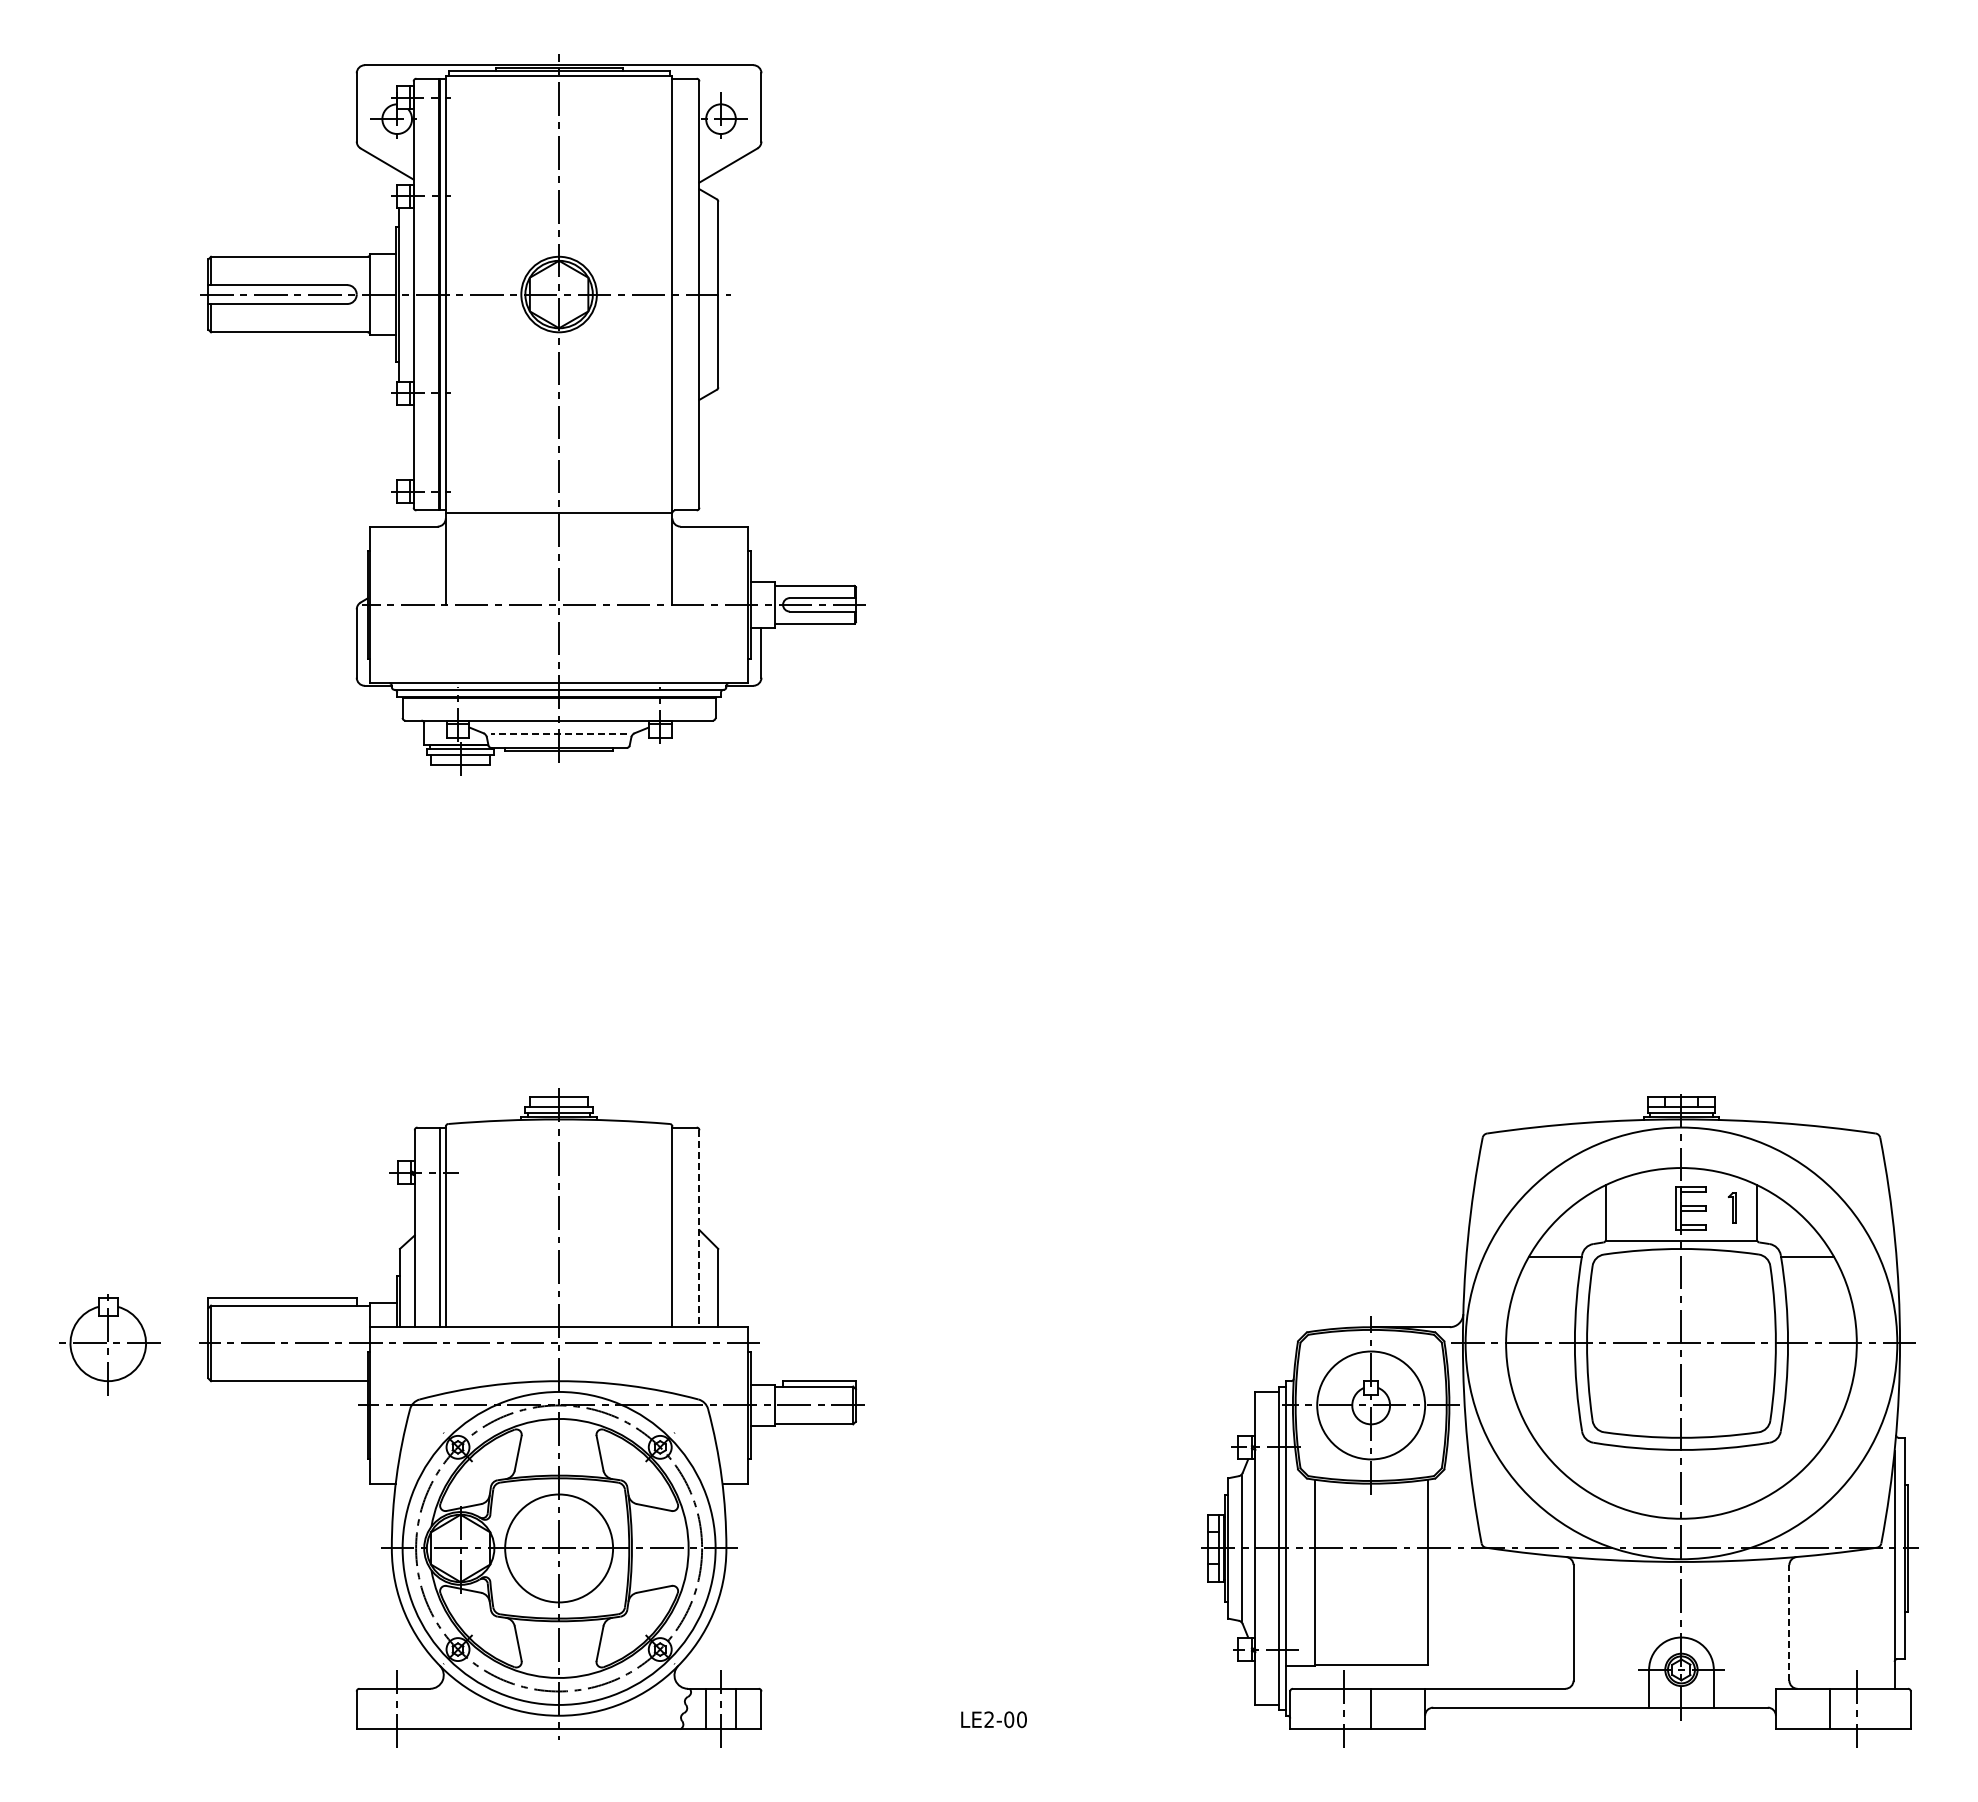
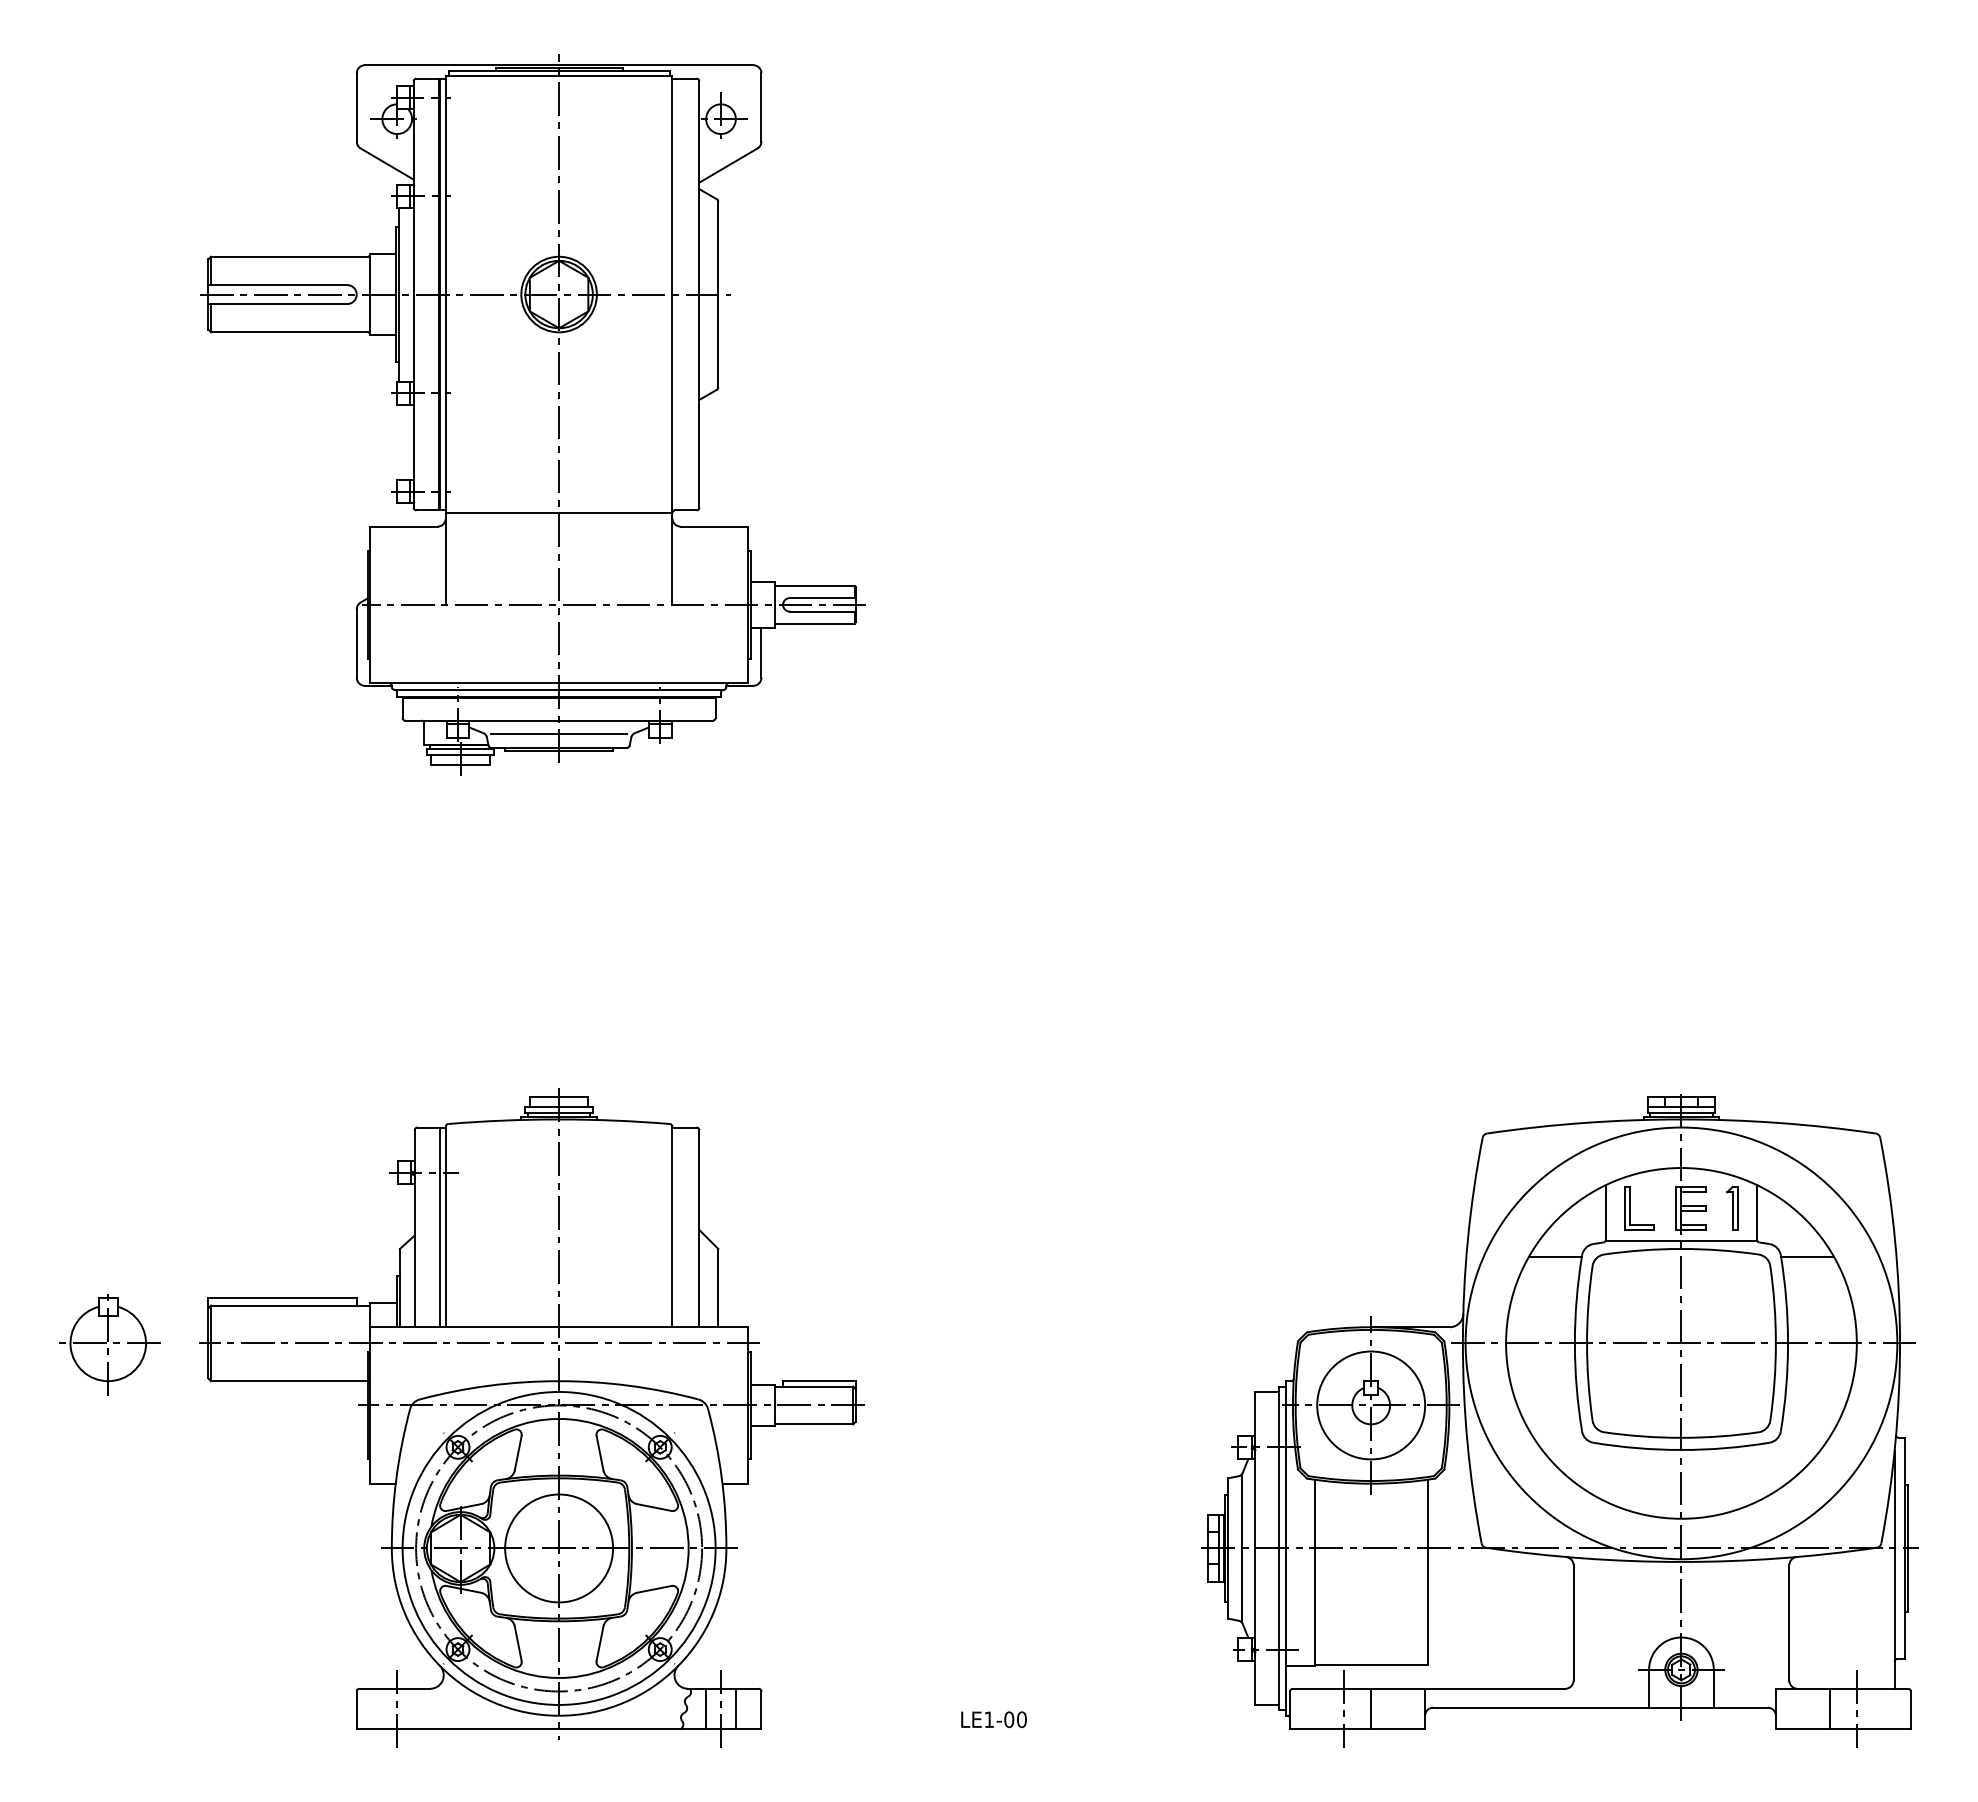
line: dashed -> solid (559, 734)
part size: 9x32 px -> 13x46 px (1732, 1207)
part: none -> present (1630, 1208)
line: dashed -> solid (699, 1229)
line: dashed -> solid (1789, 1622)
text: LE2-00 -> LE1-00 (988, 1719)
